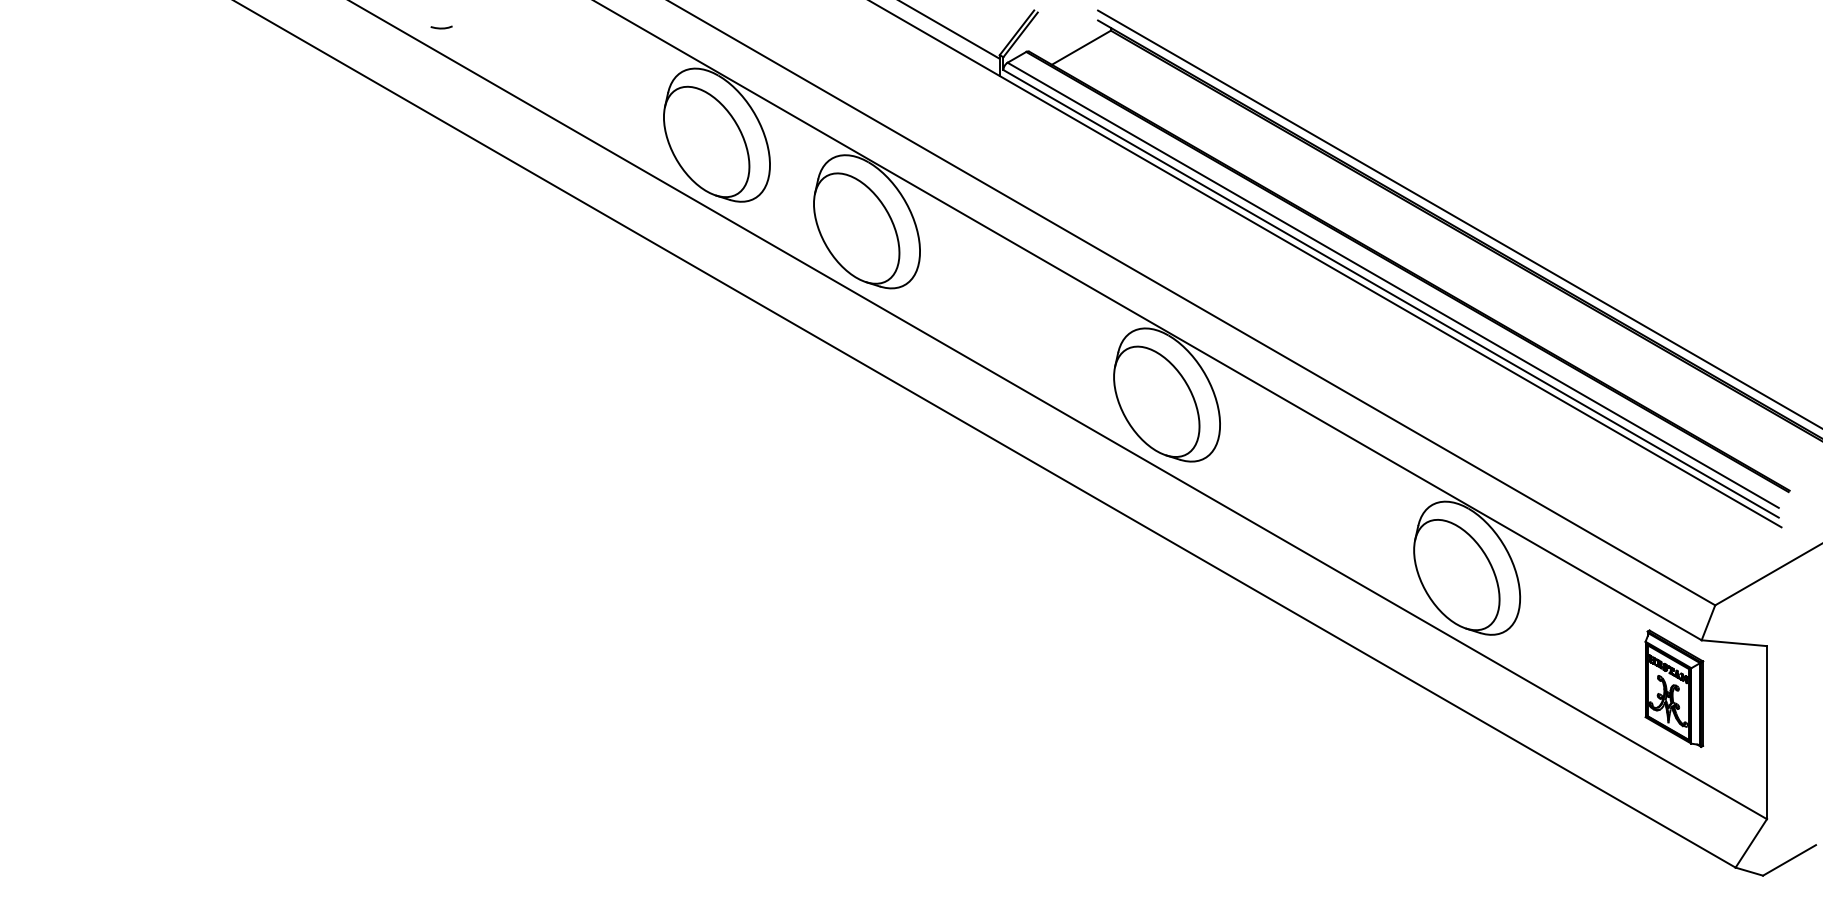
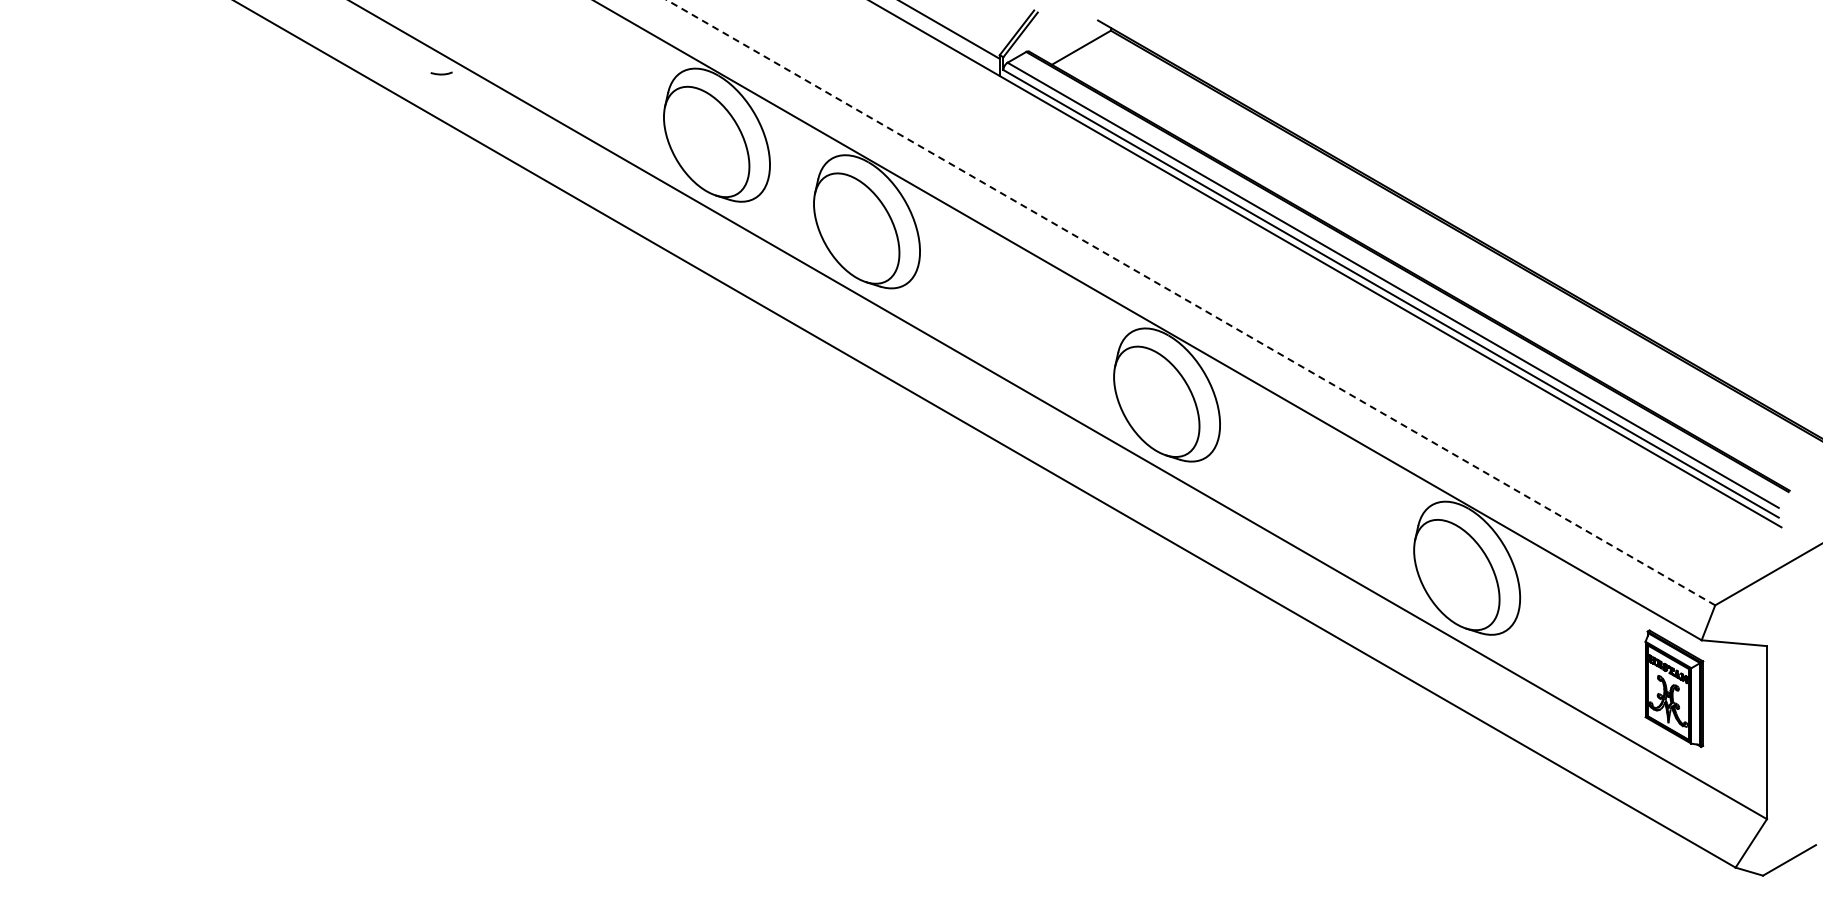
curve position: (441, 27) -> (441, 73) (441, 73)
line: present -> none (1458, 218)
line: solid -> dashed (1191, 302)
